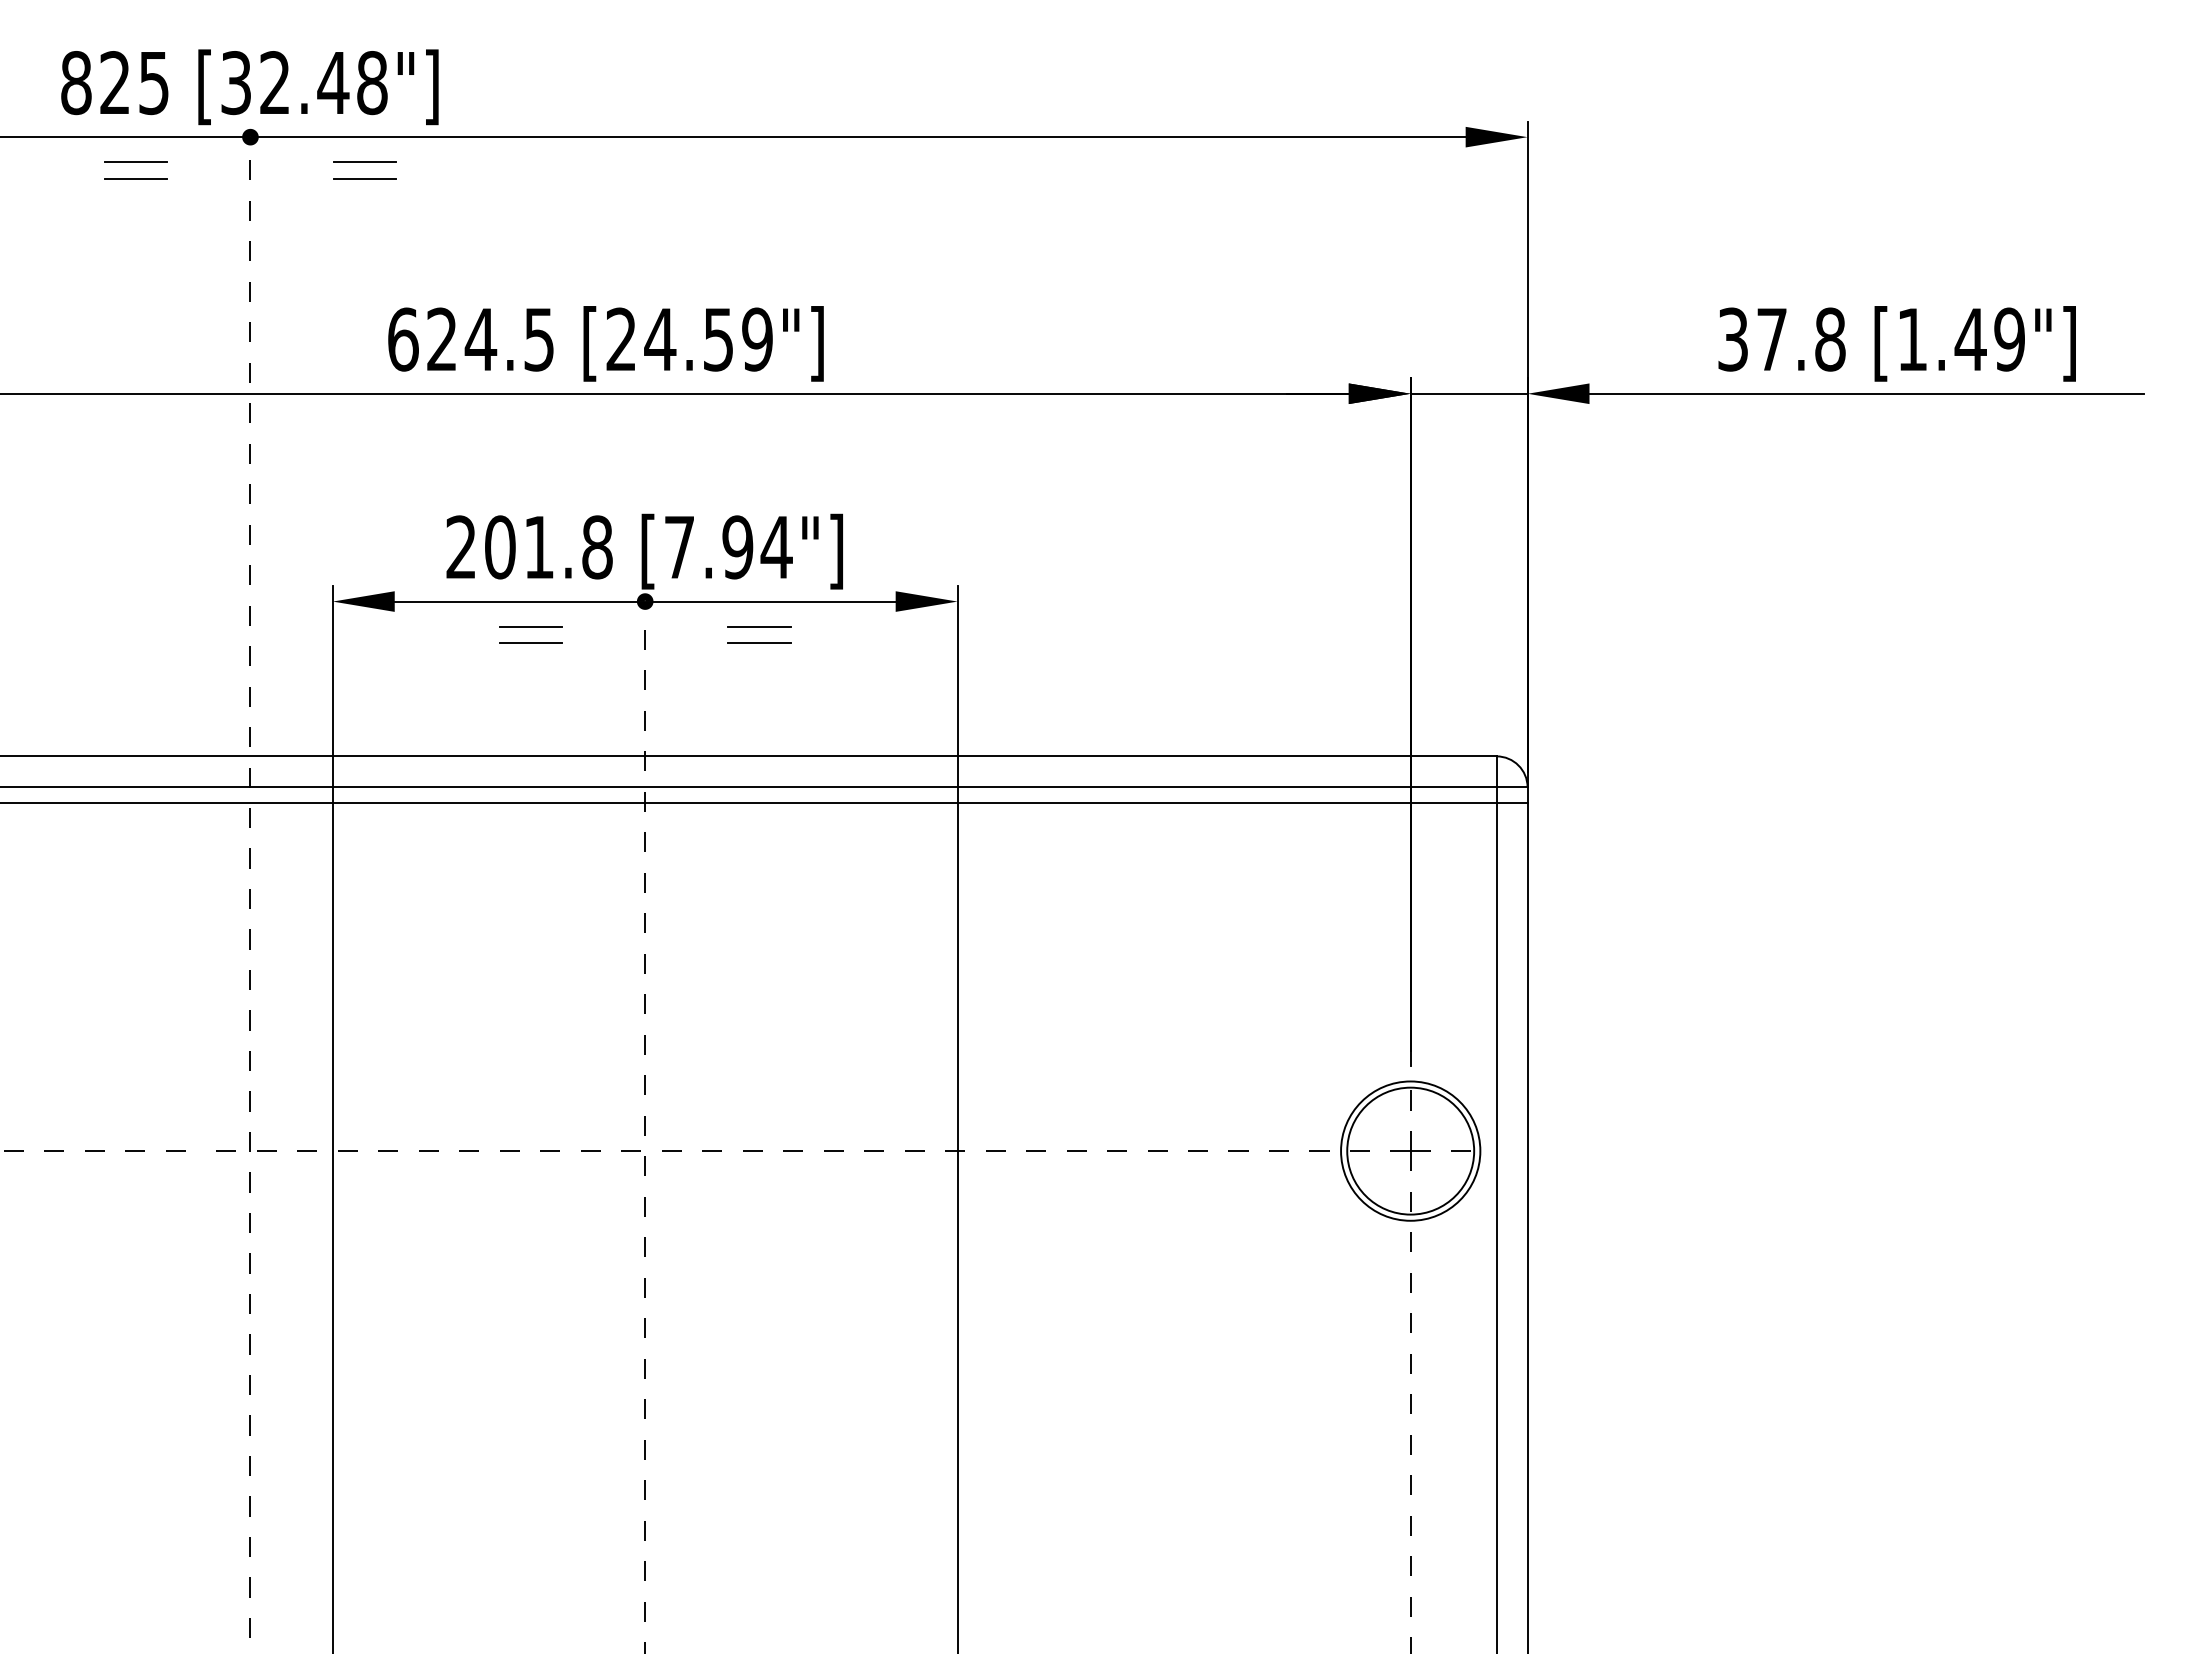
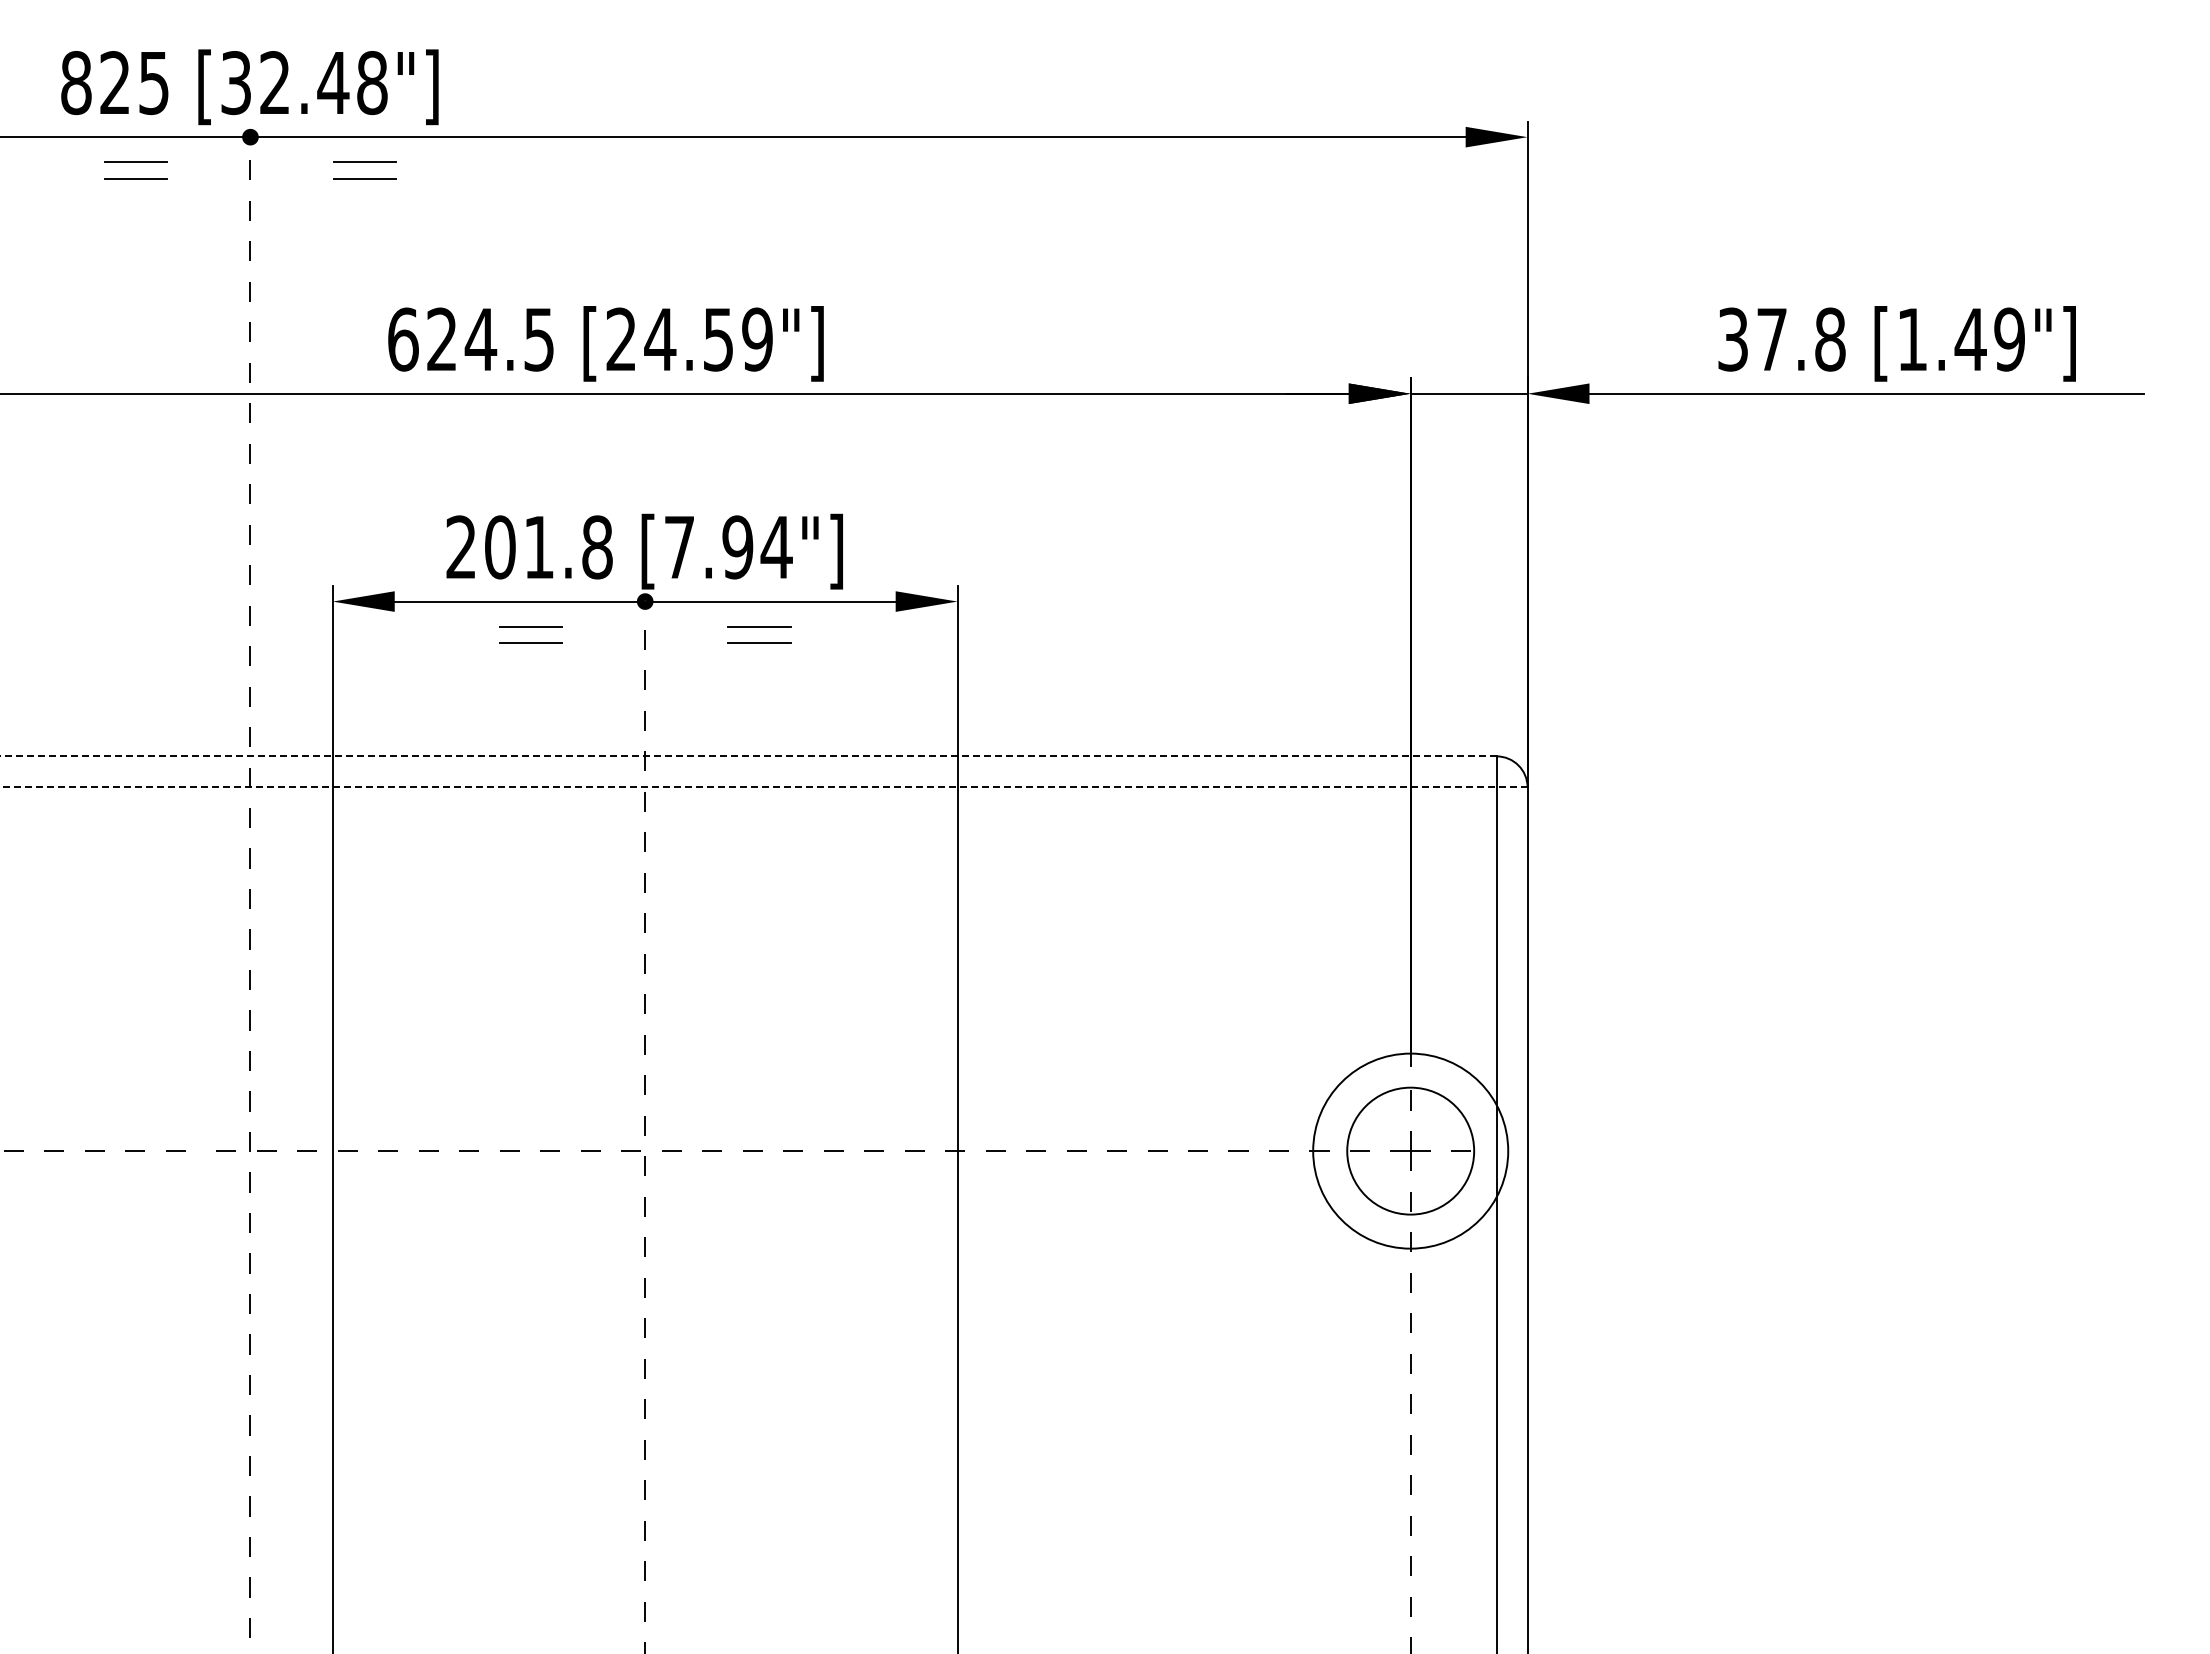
line: solid -> dashed (747, 756)
line: solid -> dashed (763, 787)
line: present -> none (764, 802)
circle diameter: 139 px -> 195 px (1410, 1150)
